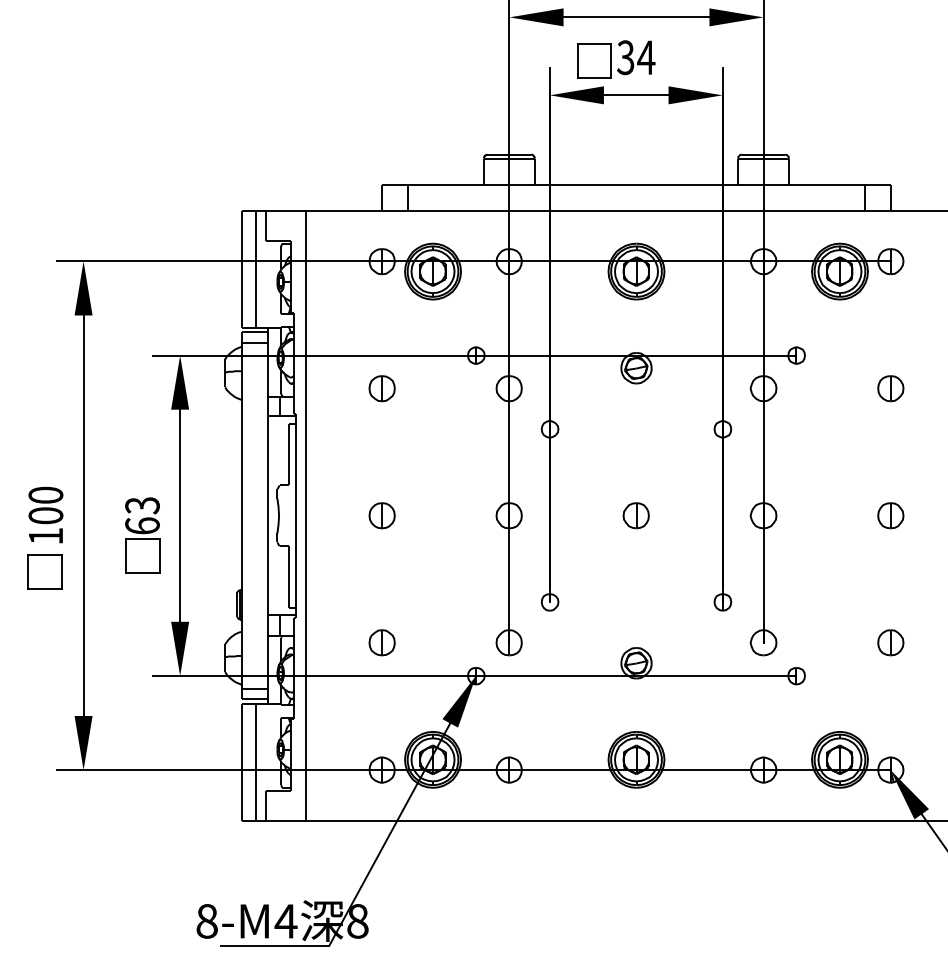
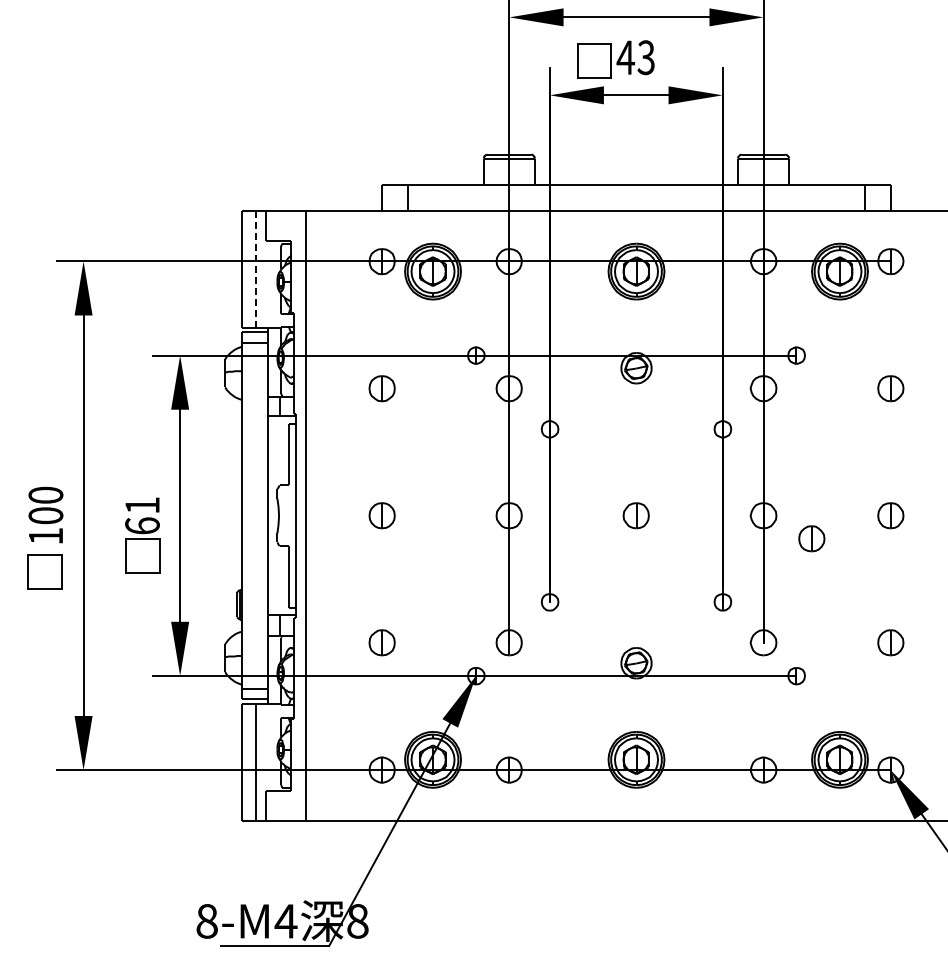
text: 34 -> 43 (635, 57)
line: solid -> dashed (256, 268)
text: 63 -> 61 (142, 505)
part: none -> present (811, 538)
